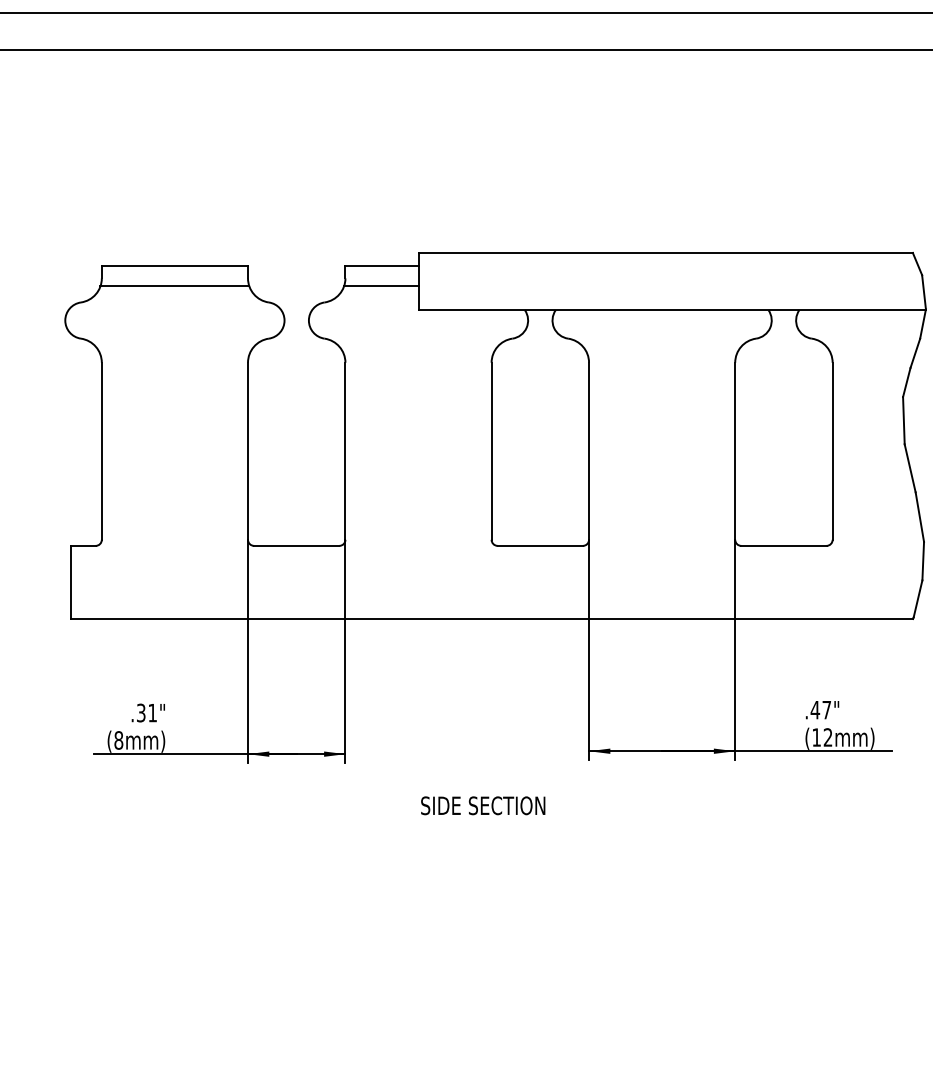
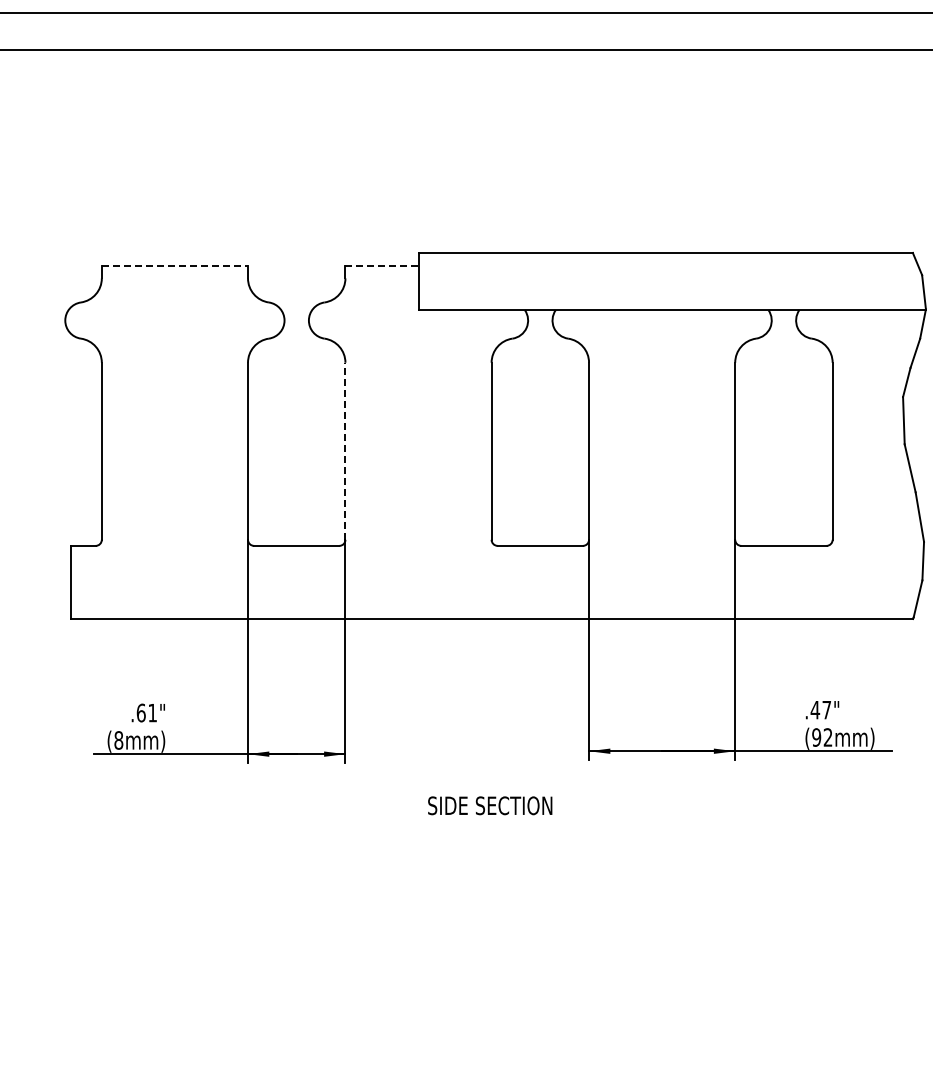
line: solid -> dashed (175, 265)
line: solid -> dashed (381, 265)
line: present -> none (174, 286)
line: present -> none (381, 286)
line: solid -> dashed (345, 451)
text: .31" -> .61" (140, 712)
text: (12mm) -> (92mm) (816, 737)
text position: (483, 805) -> (490, 805) (490, 805)
